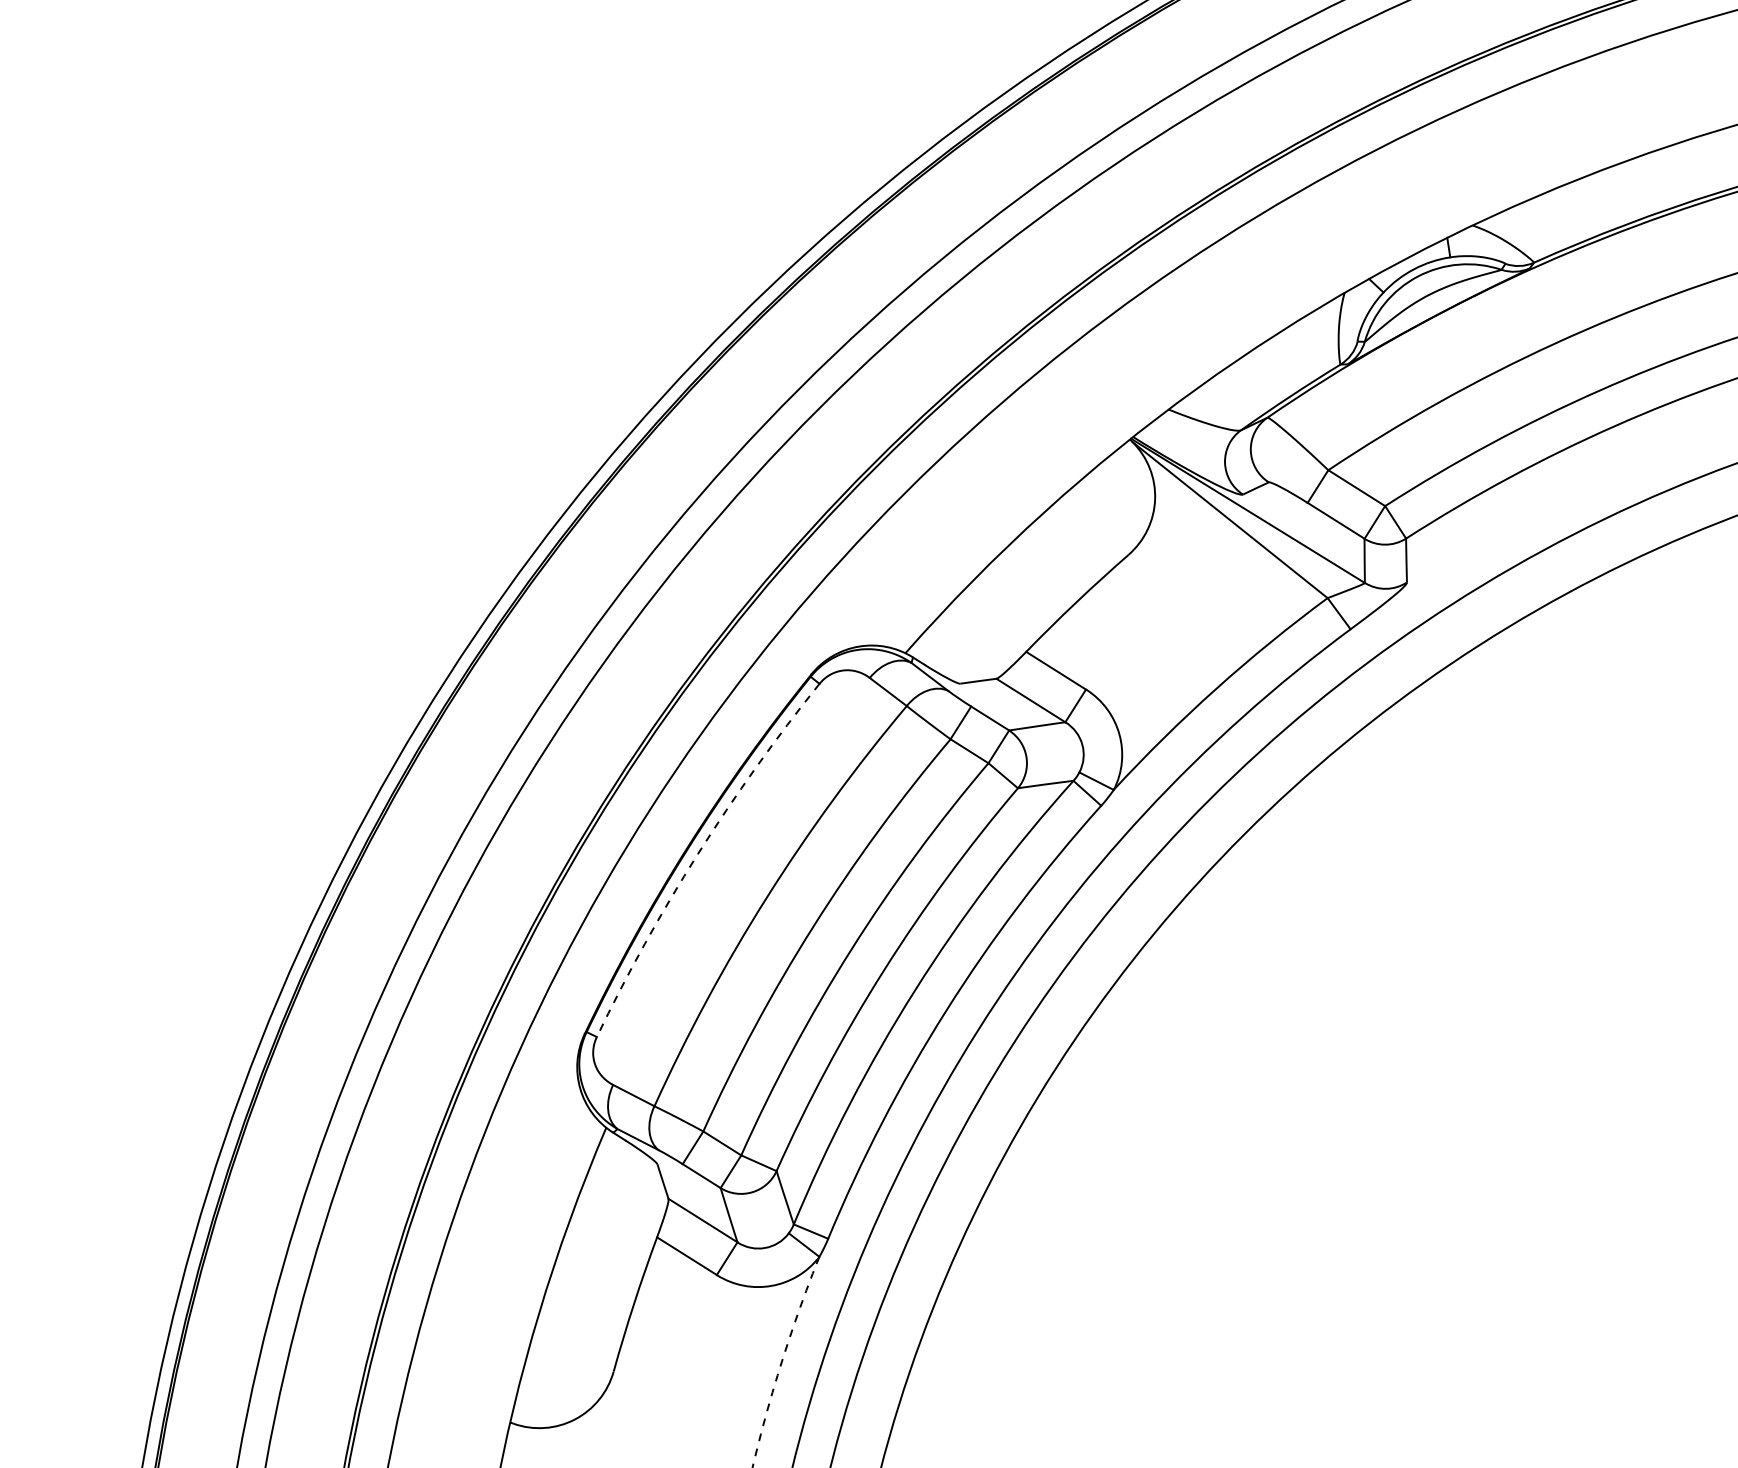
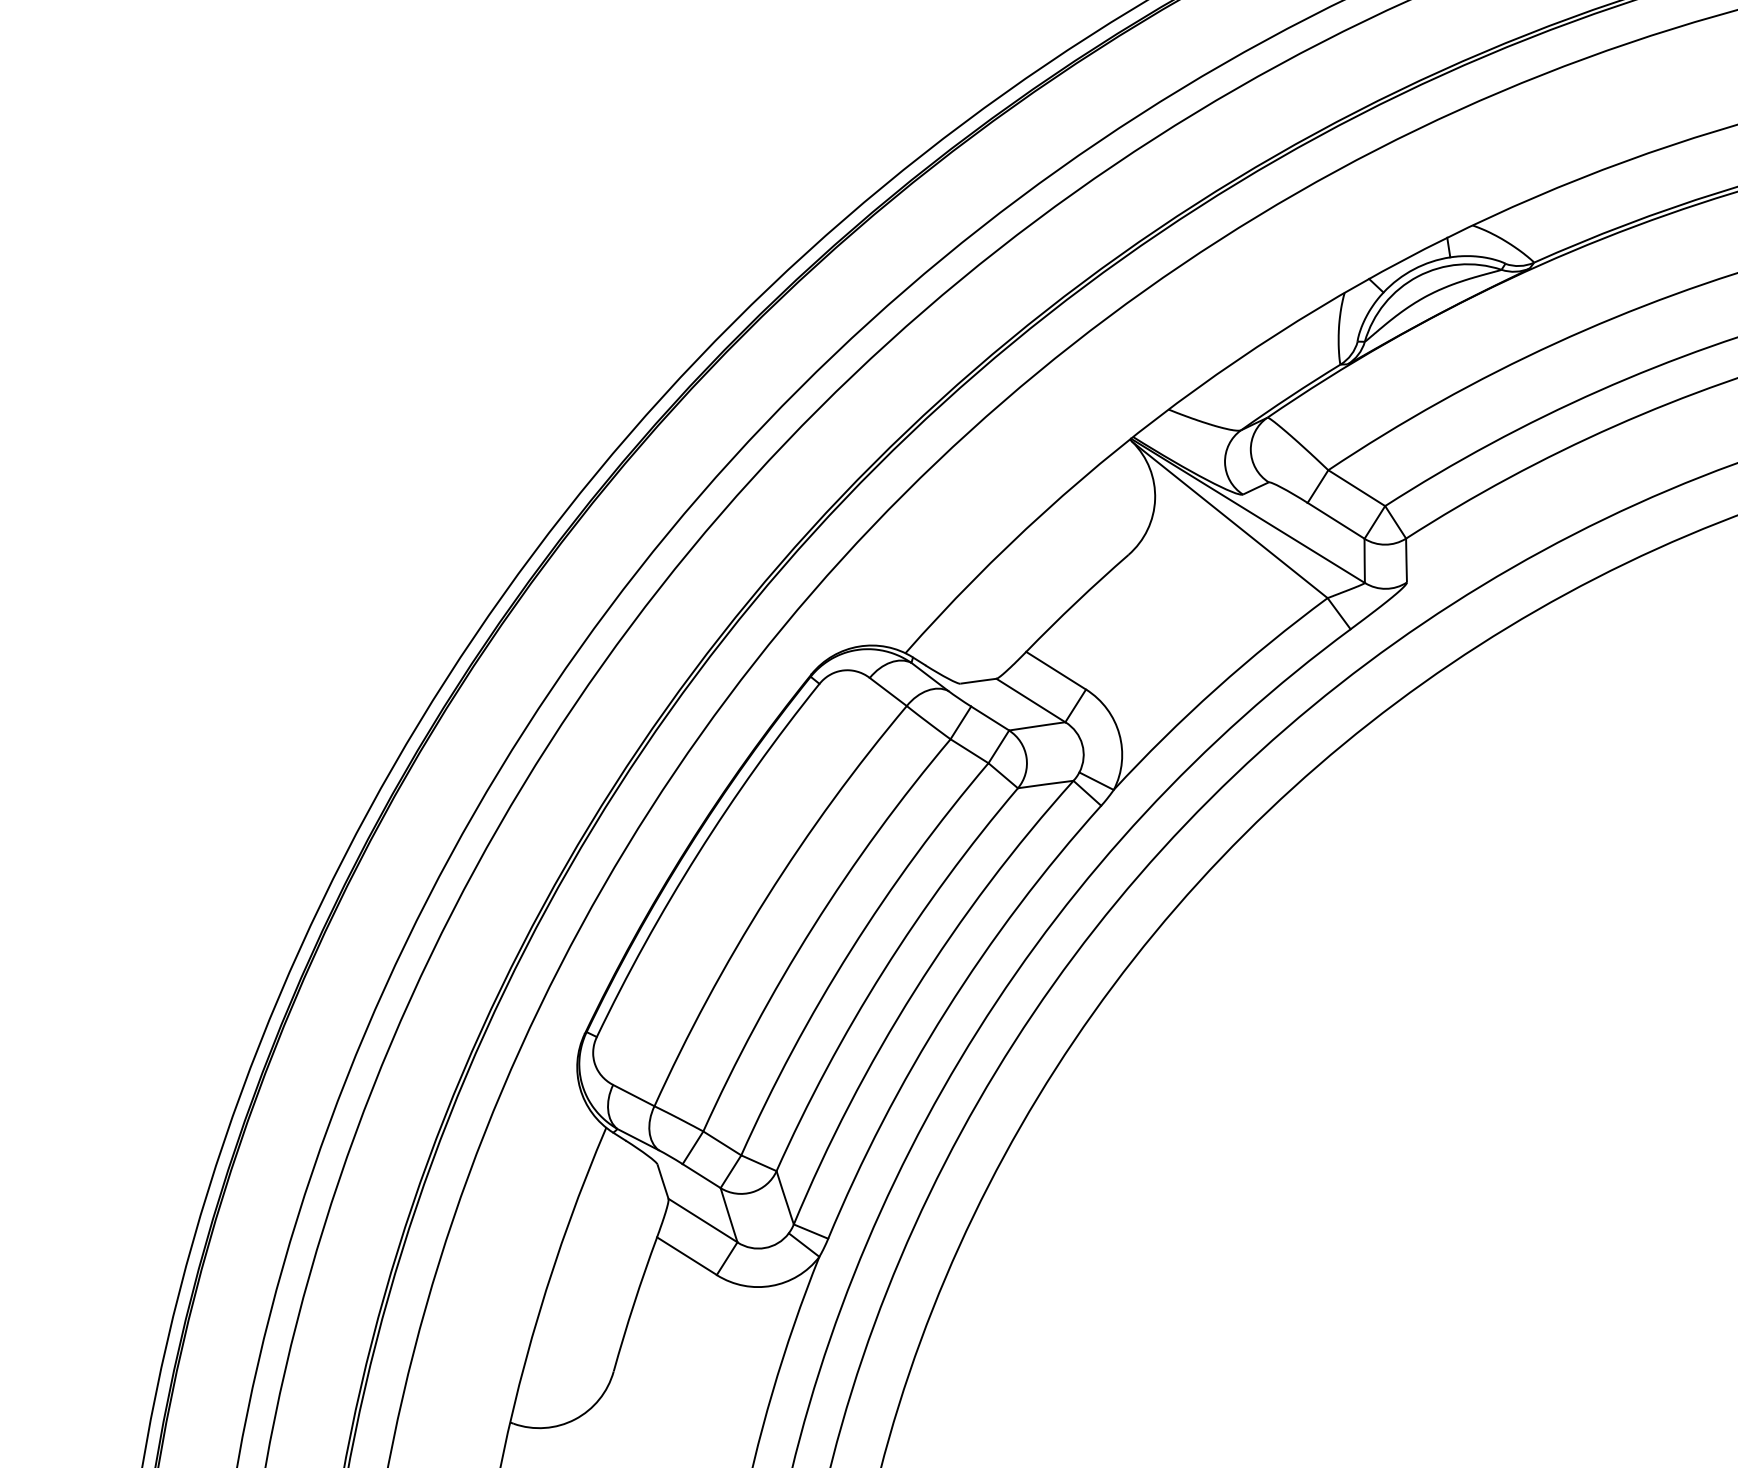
arc: dashed -> solid (698, 854)
arc: dashed -> solid (782, 1361)
